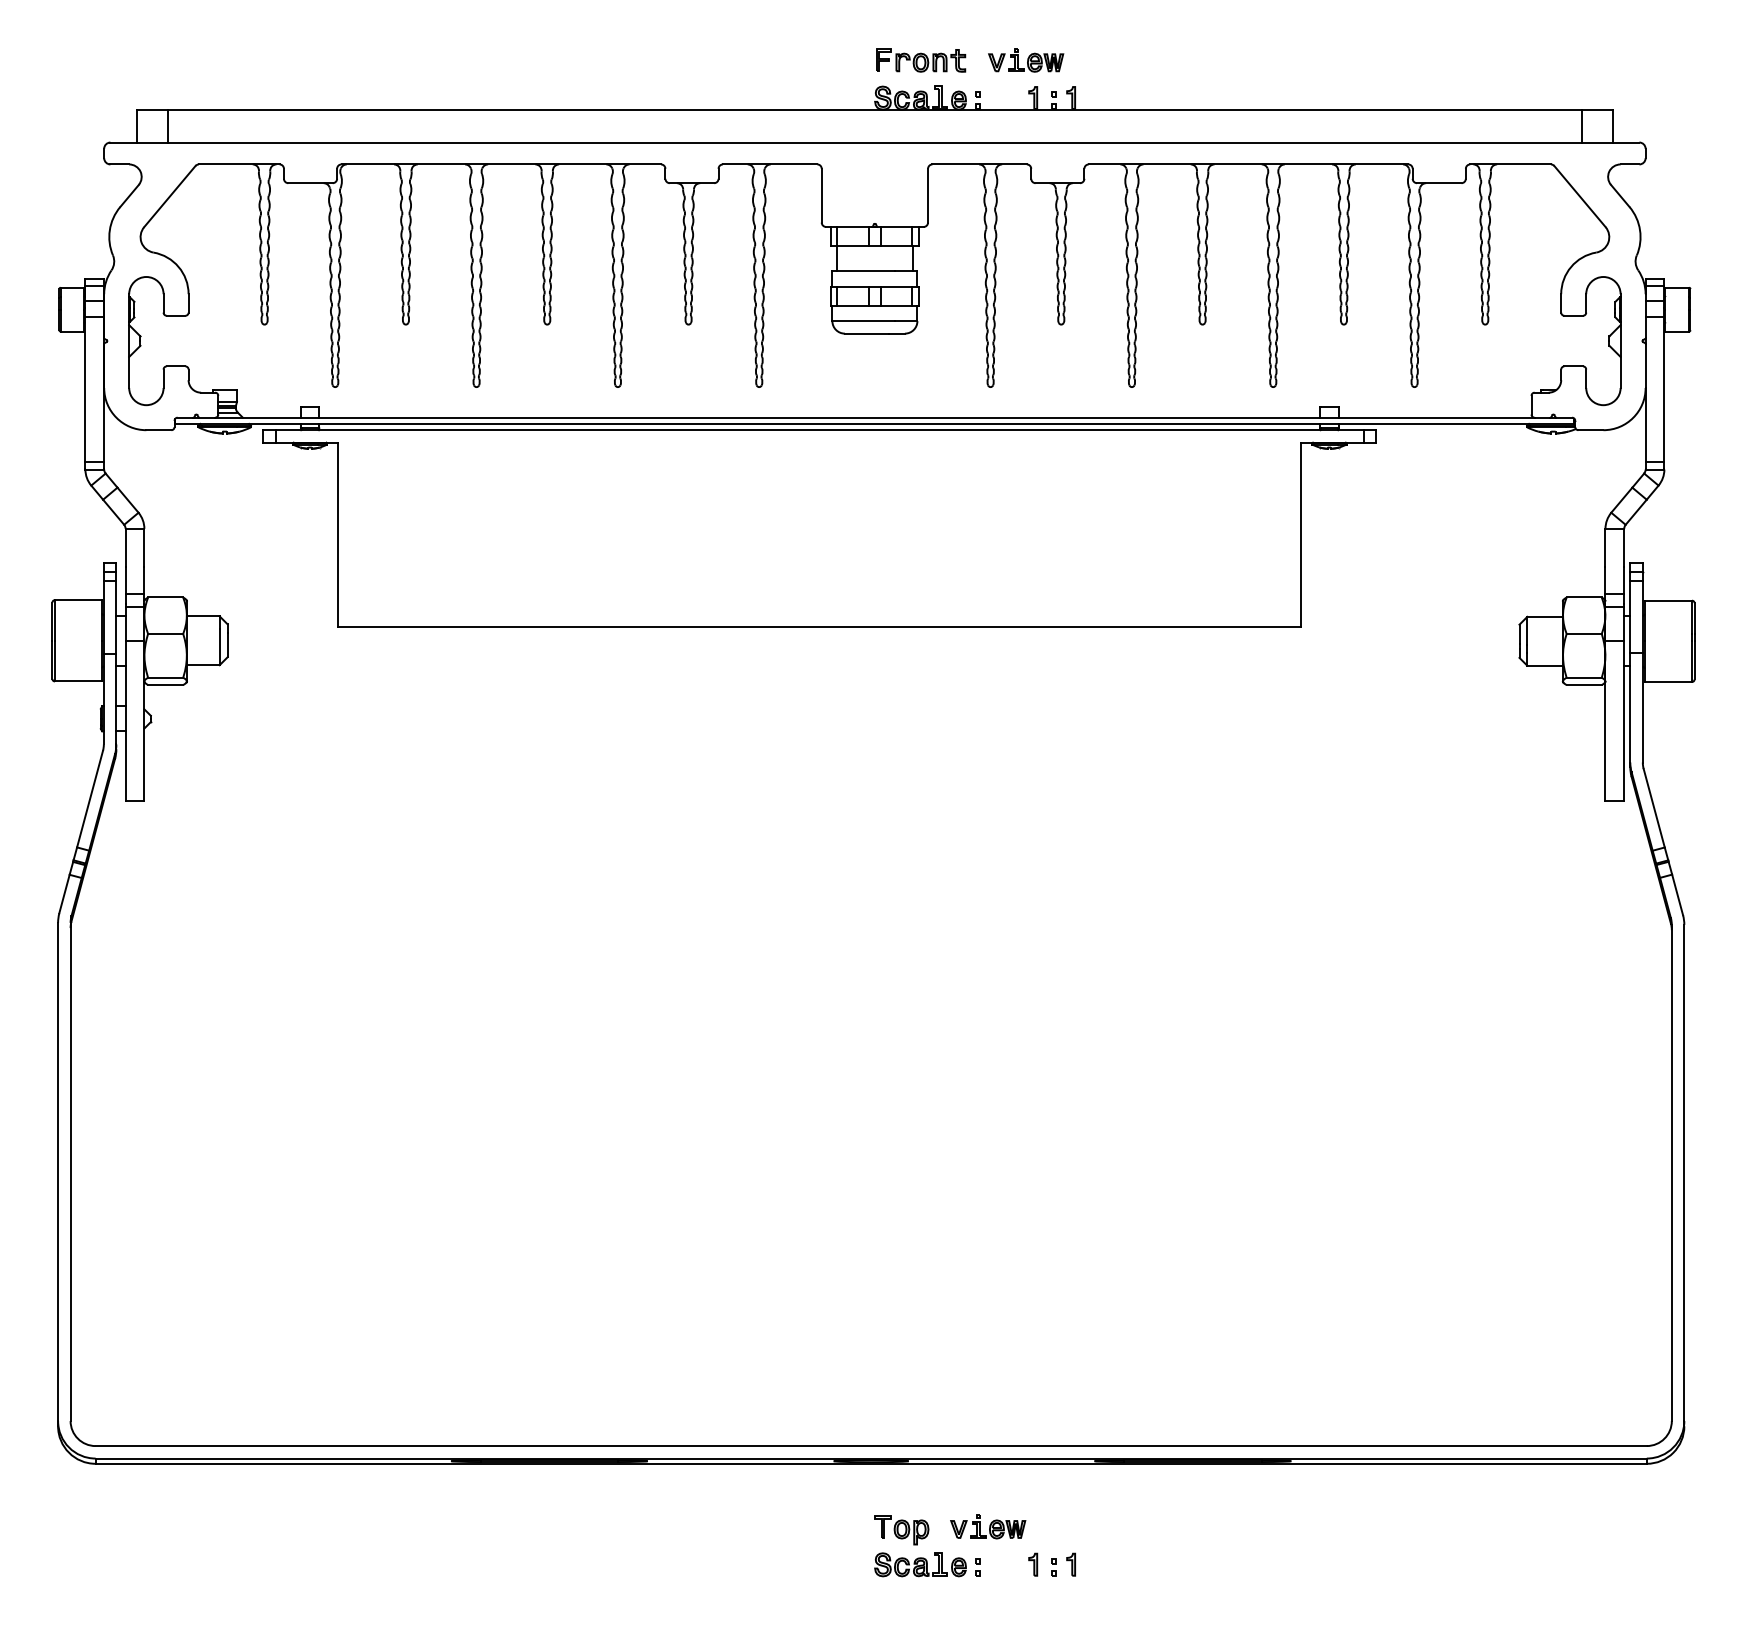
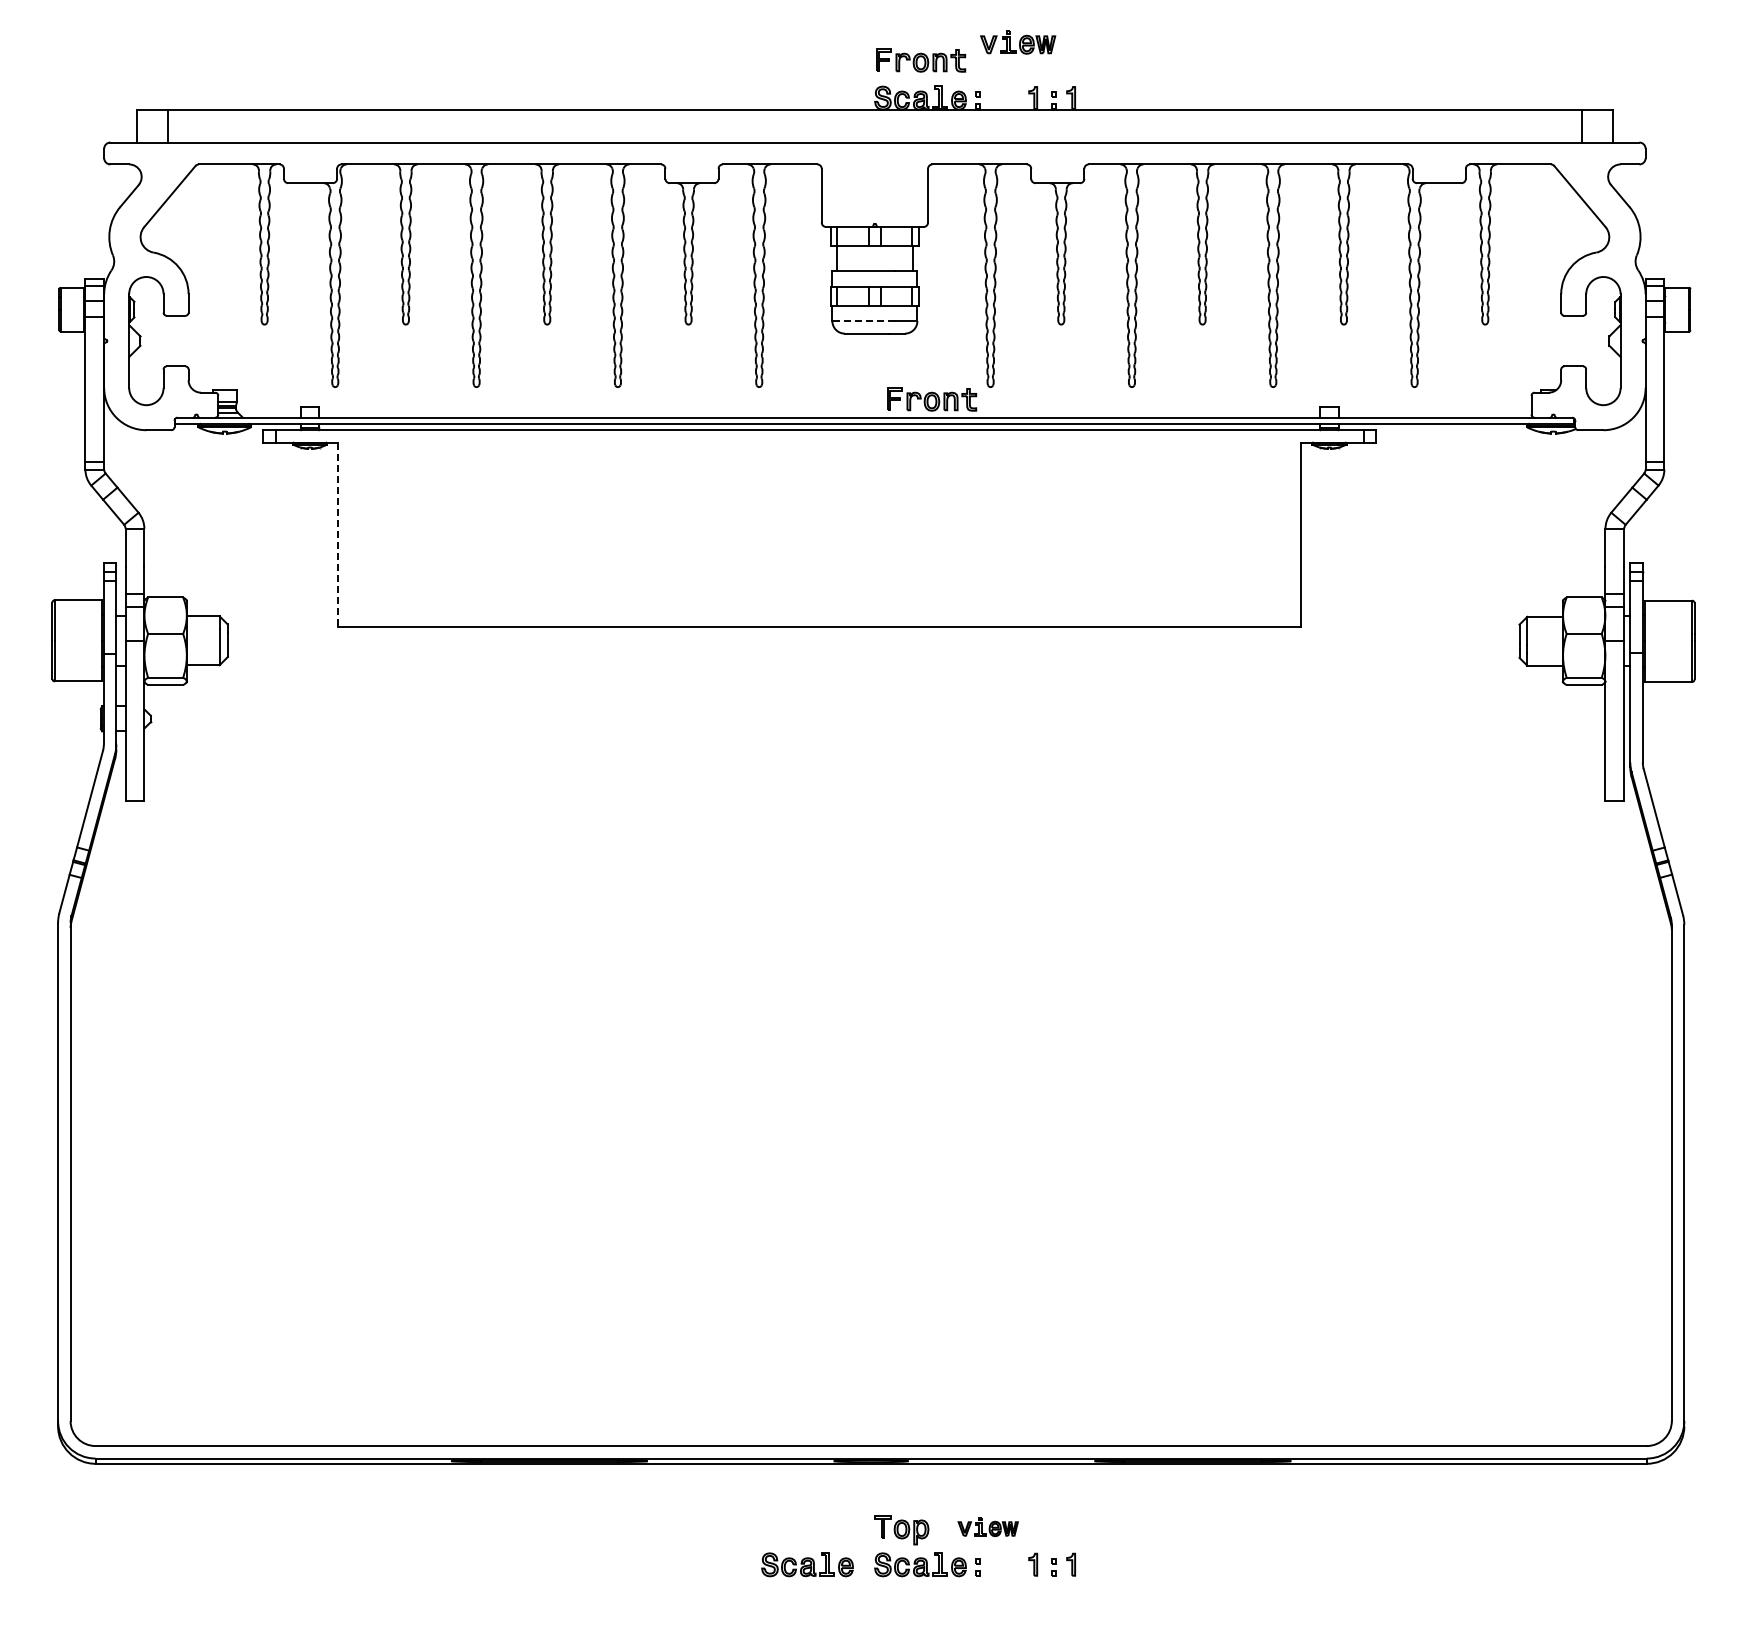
part position: (1026, 60) -> (1018, 42) (1018, 42)
line: solid -> dashed (863, 321)
part: none -> present (932, 399)
line: solid -> dashed (338, 535)
part size: 77x26 px -> 62x21 px (987, 1527)
part: none -> present (807, 1564)
